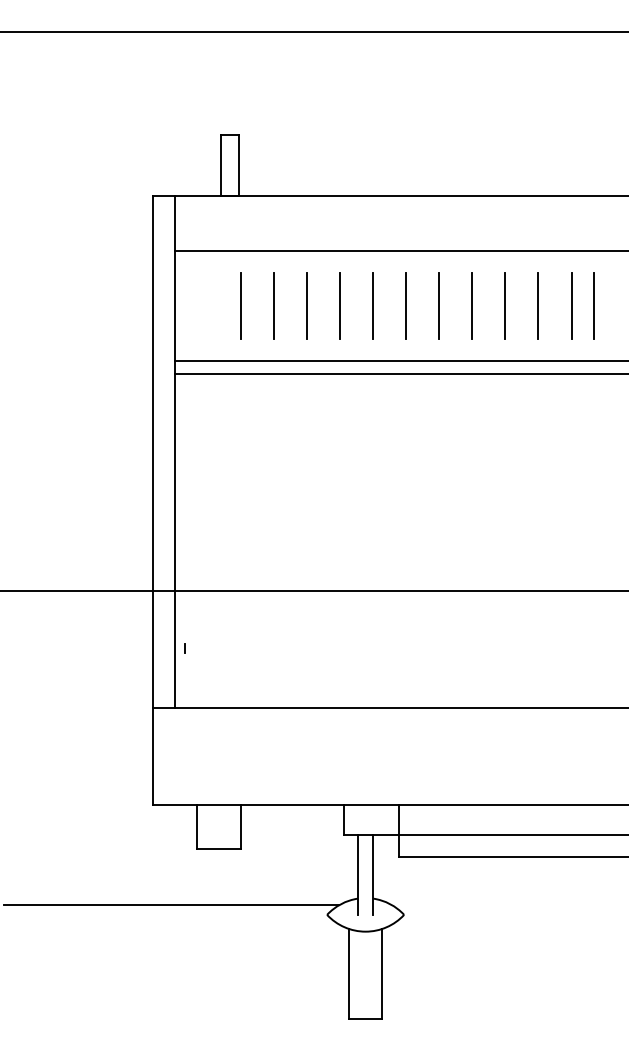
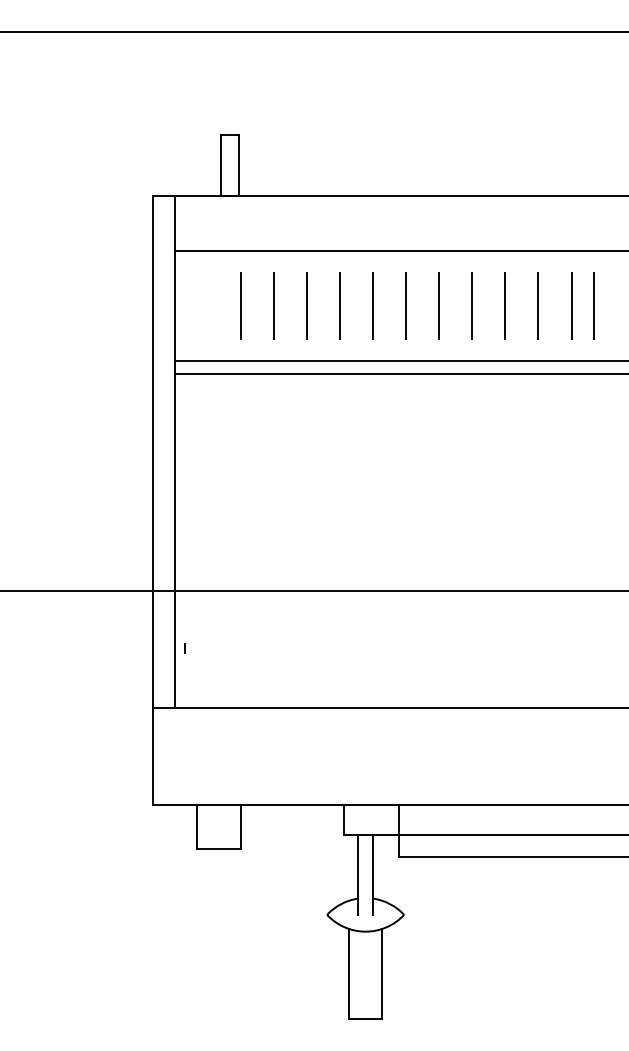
line: present -> none (171, 905)
